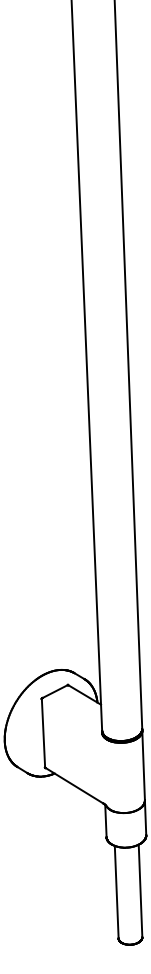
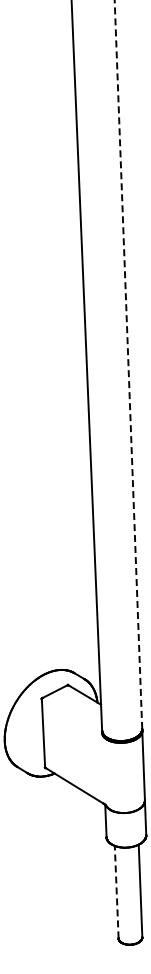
line: solid -> dashed (128, 364)
line: solid -> dashed (116, 891)
